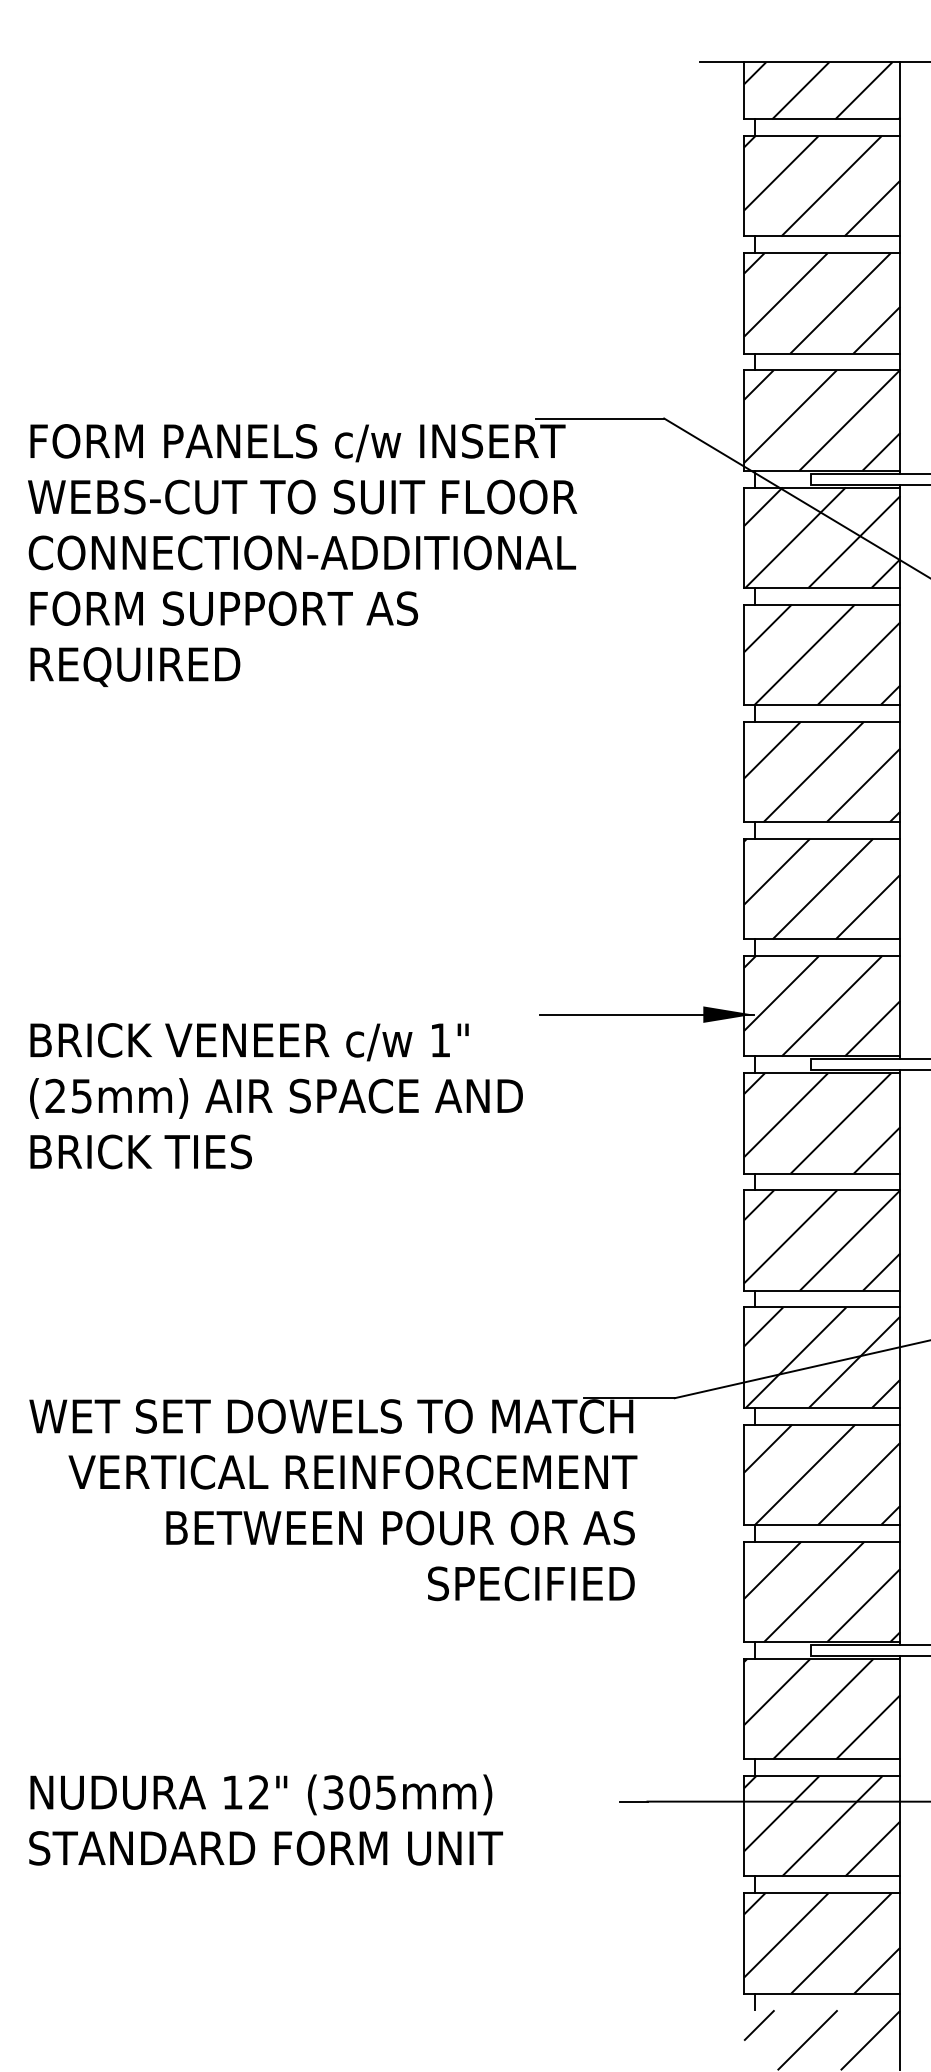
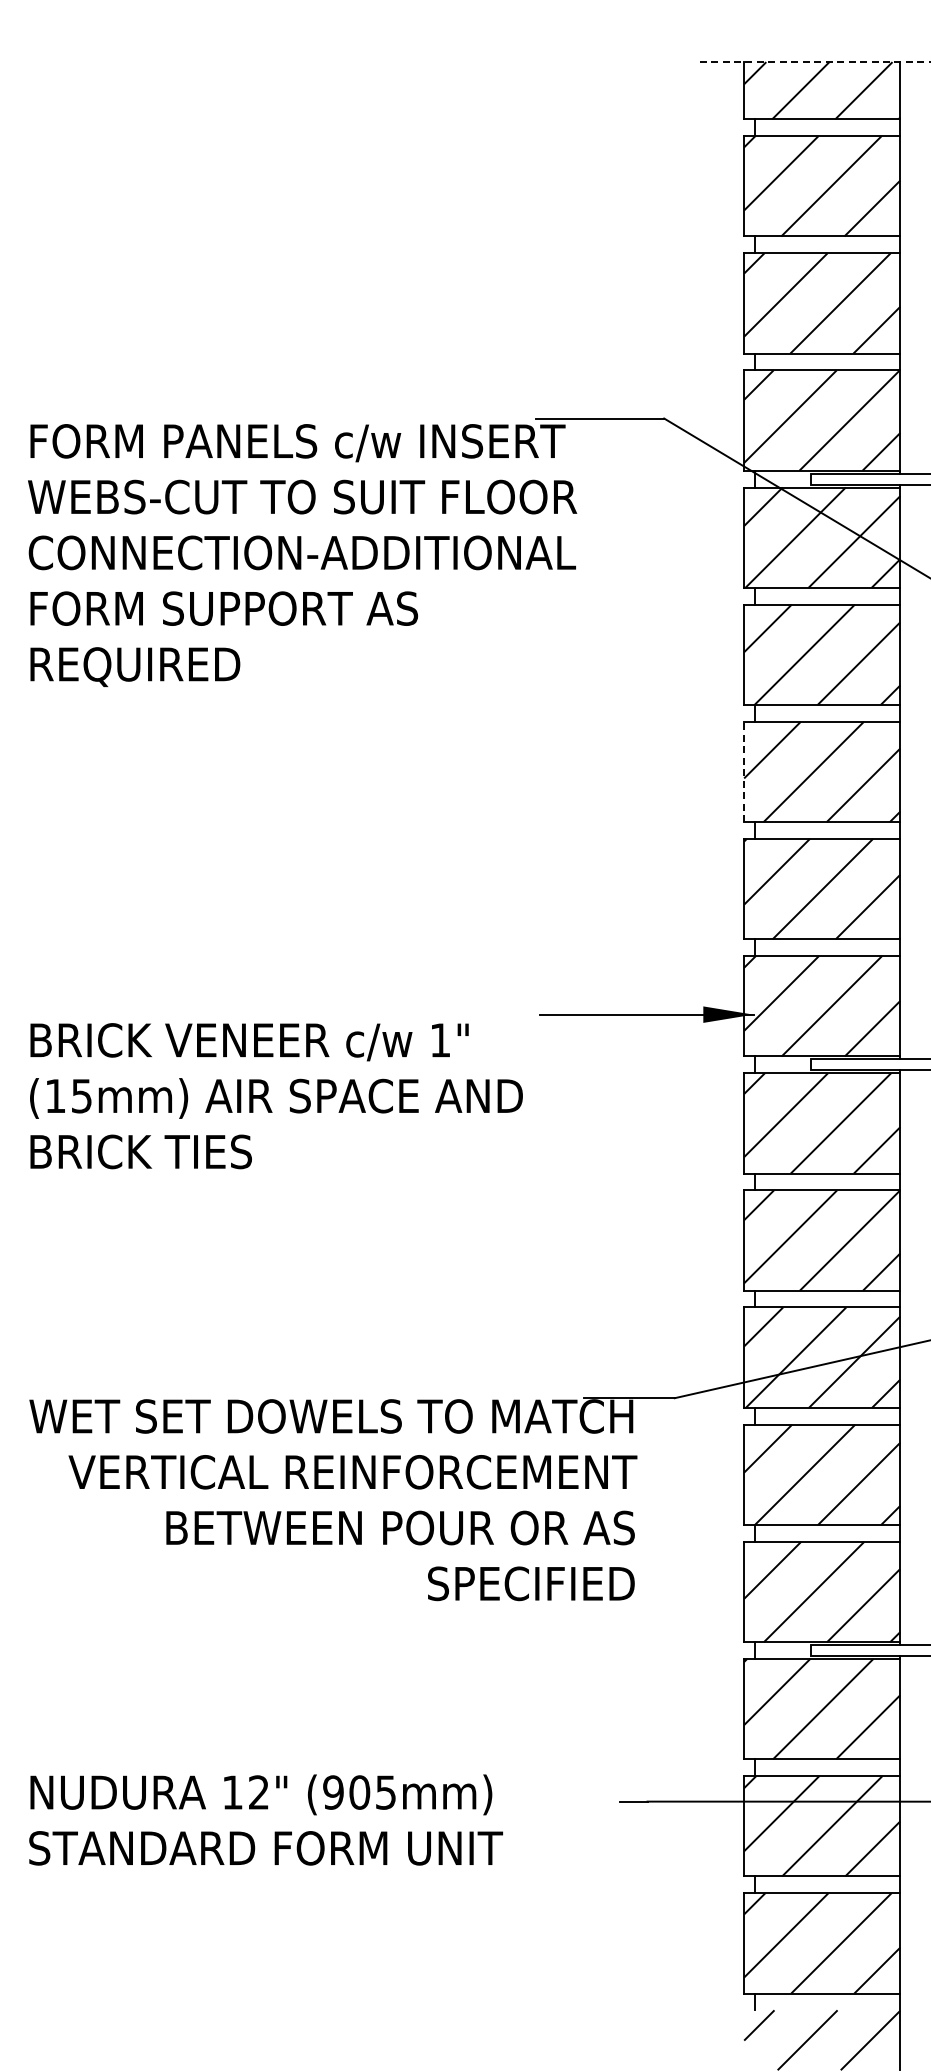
line: solid -> dashed (815, 62)
line: solid -> dashed (744, 771)
text: (25mm) -> (15mm) (54, 1095)
text: (305mm) -> (905mm) (333, 1792)
